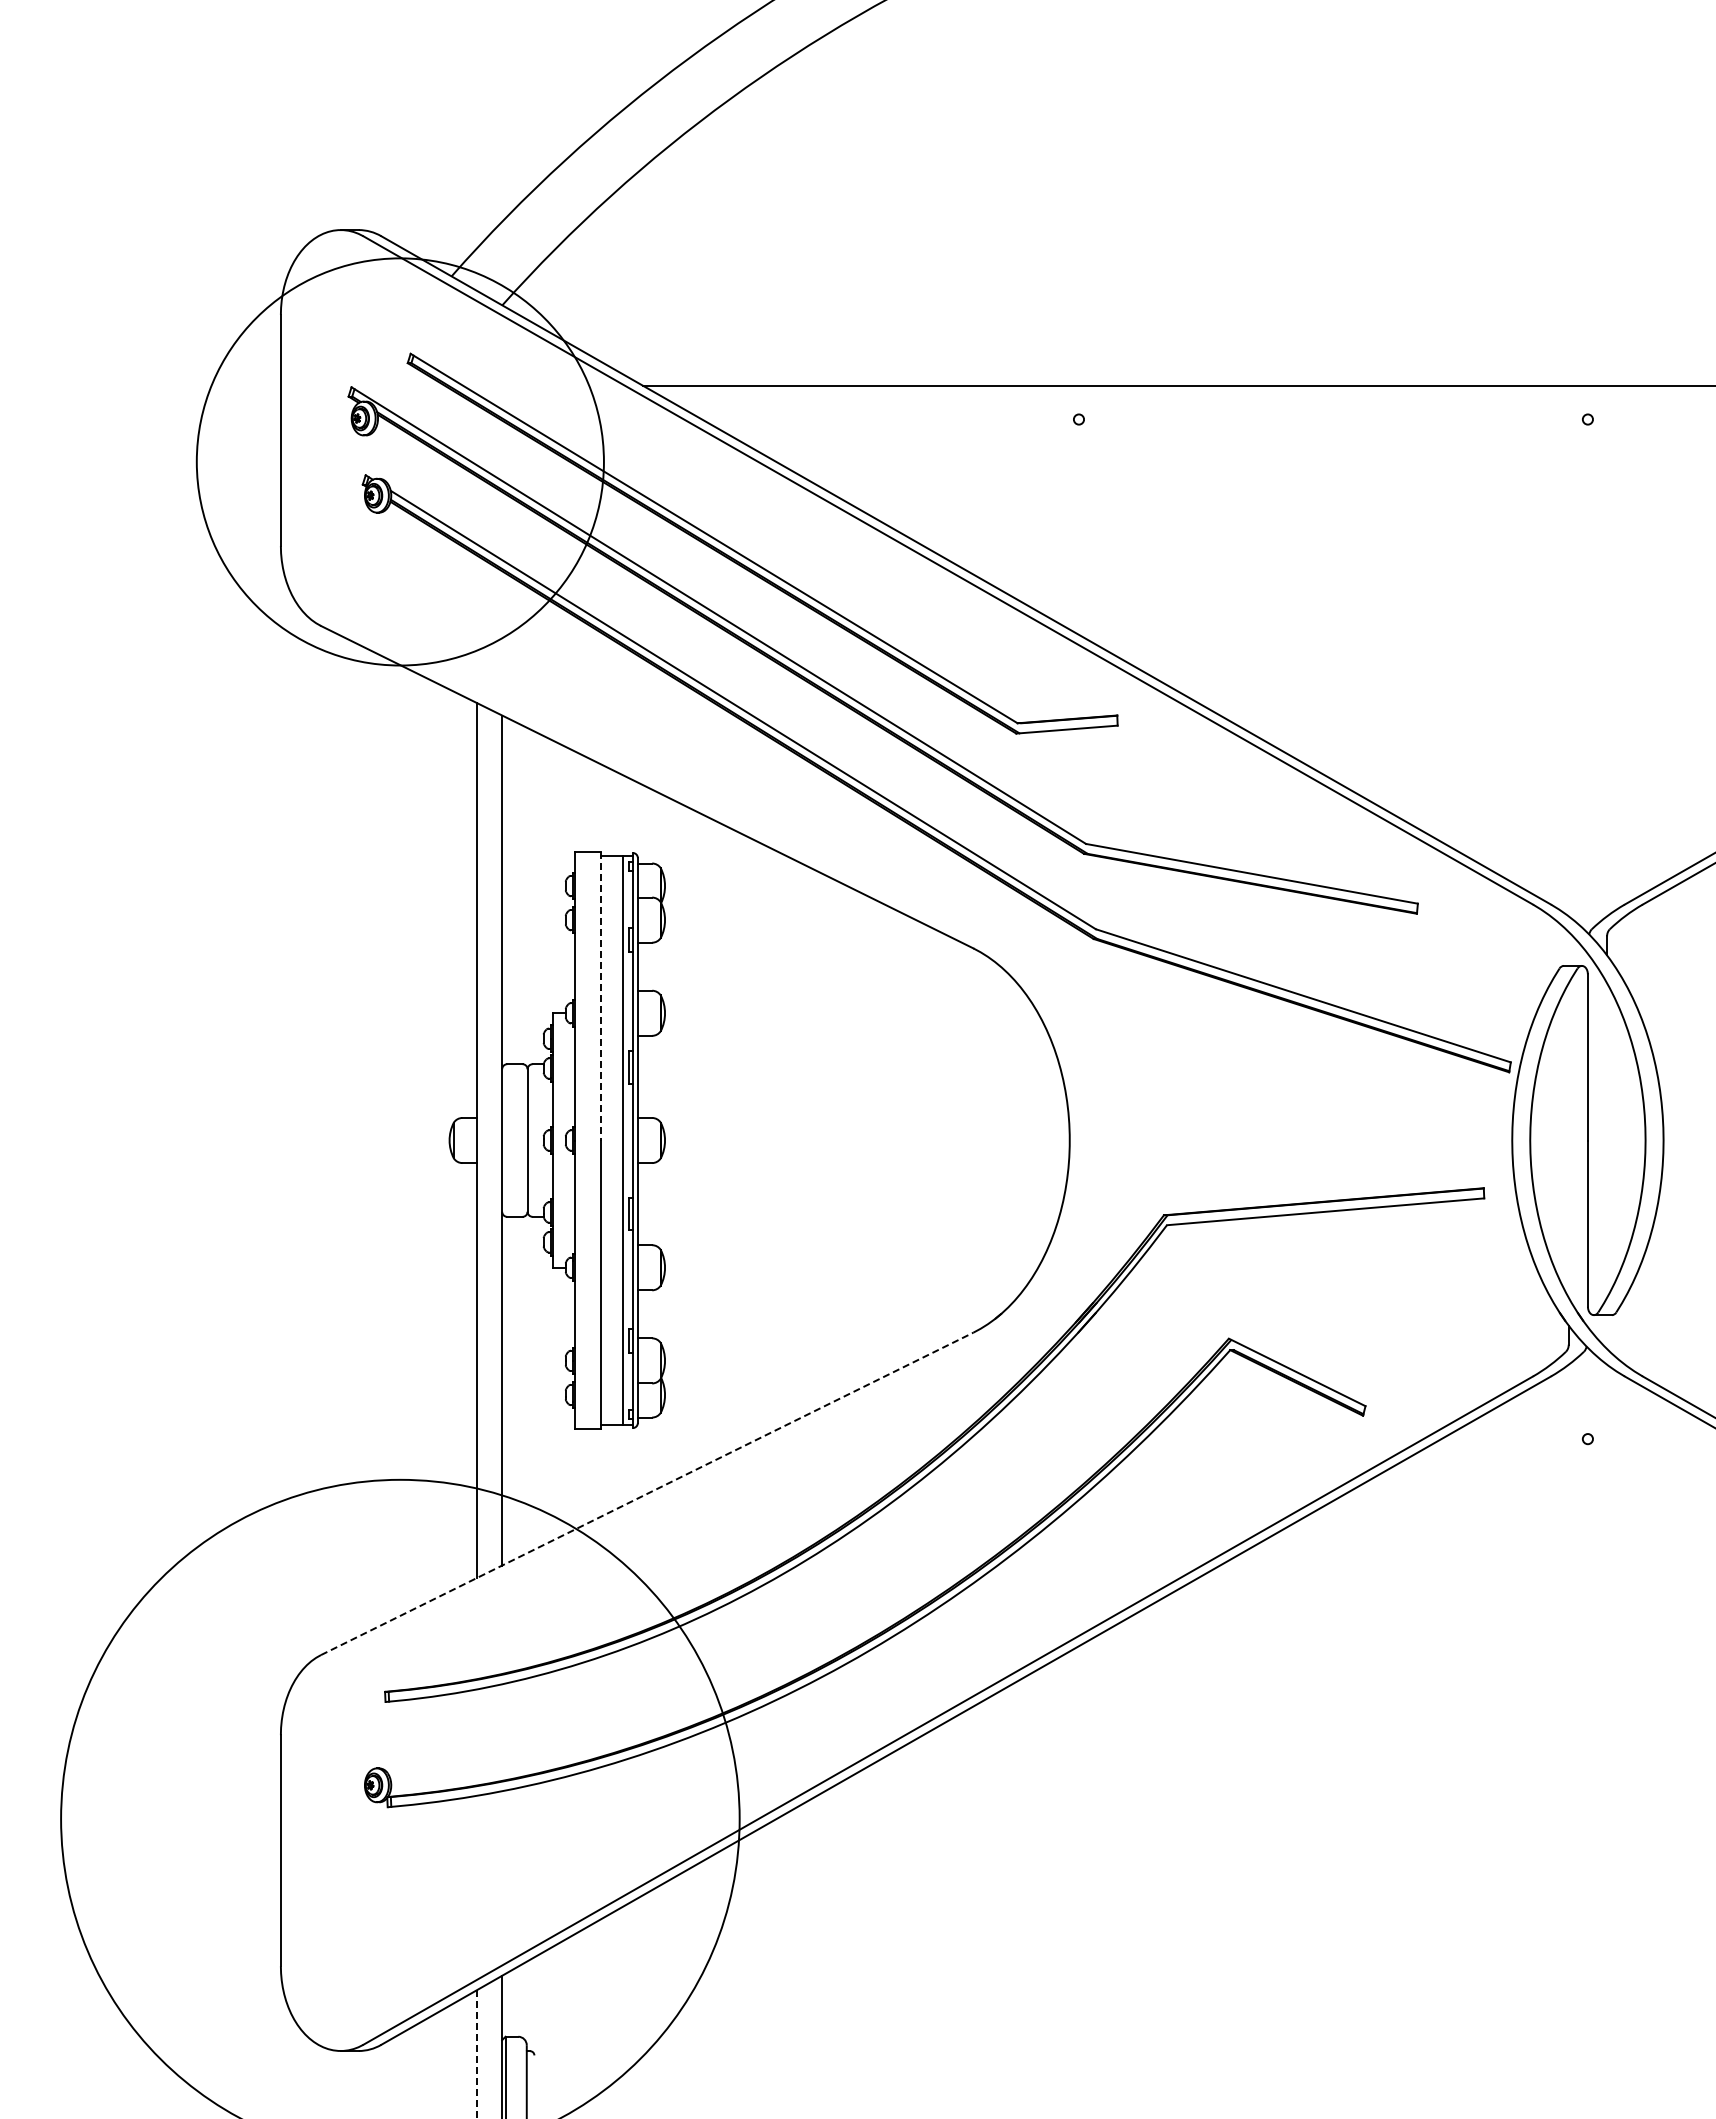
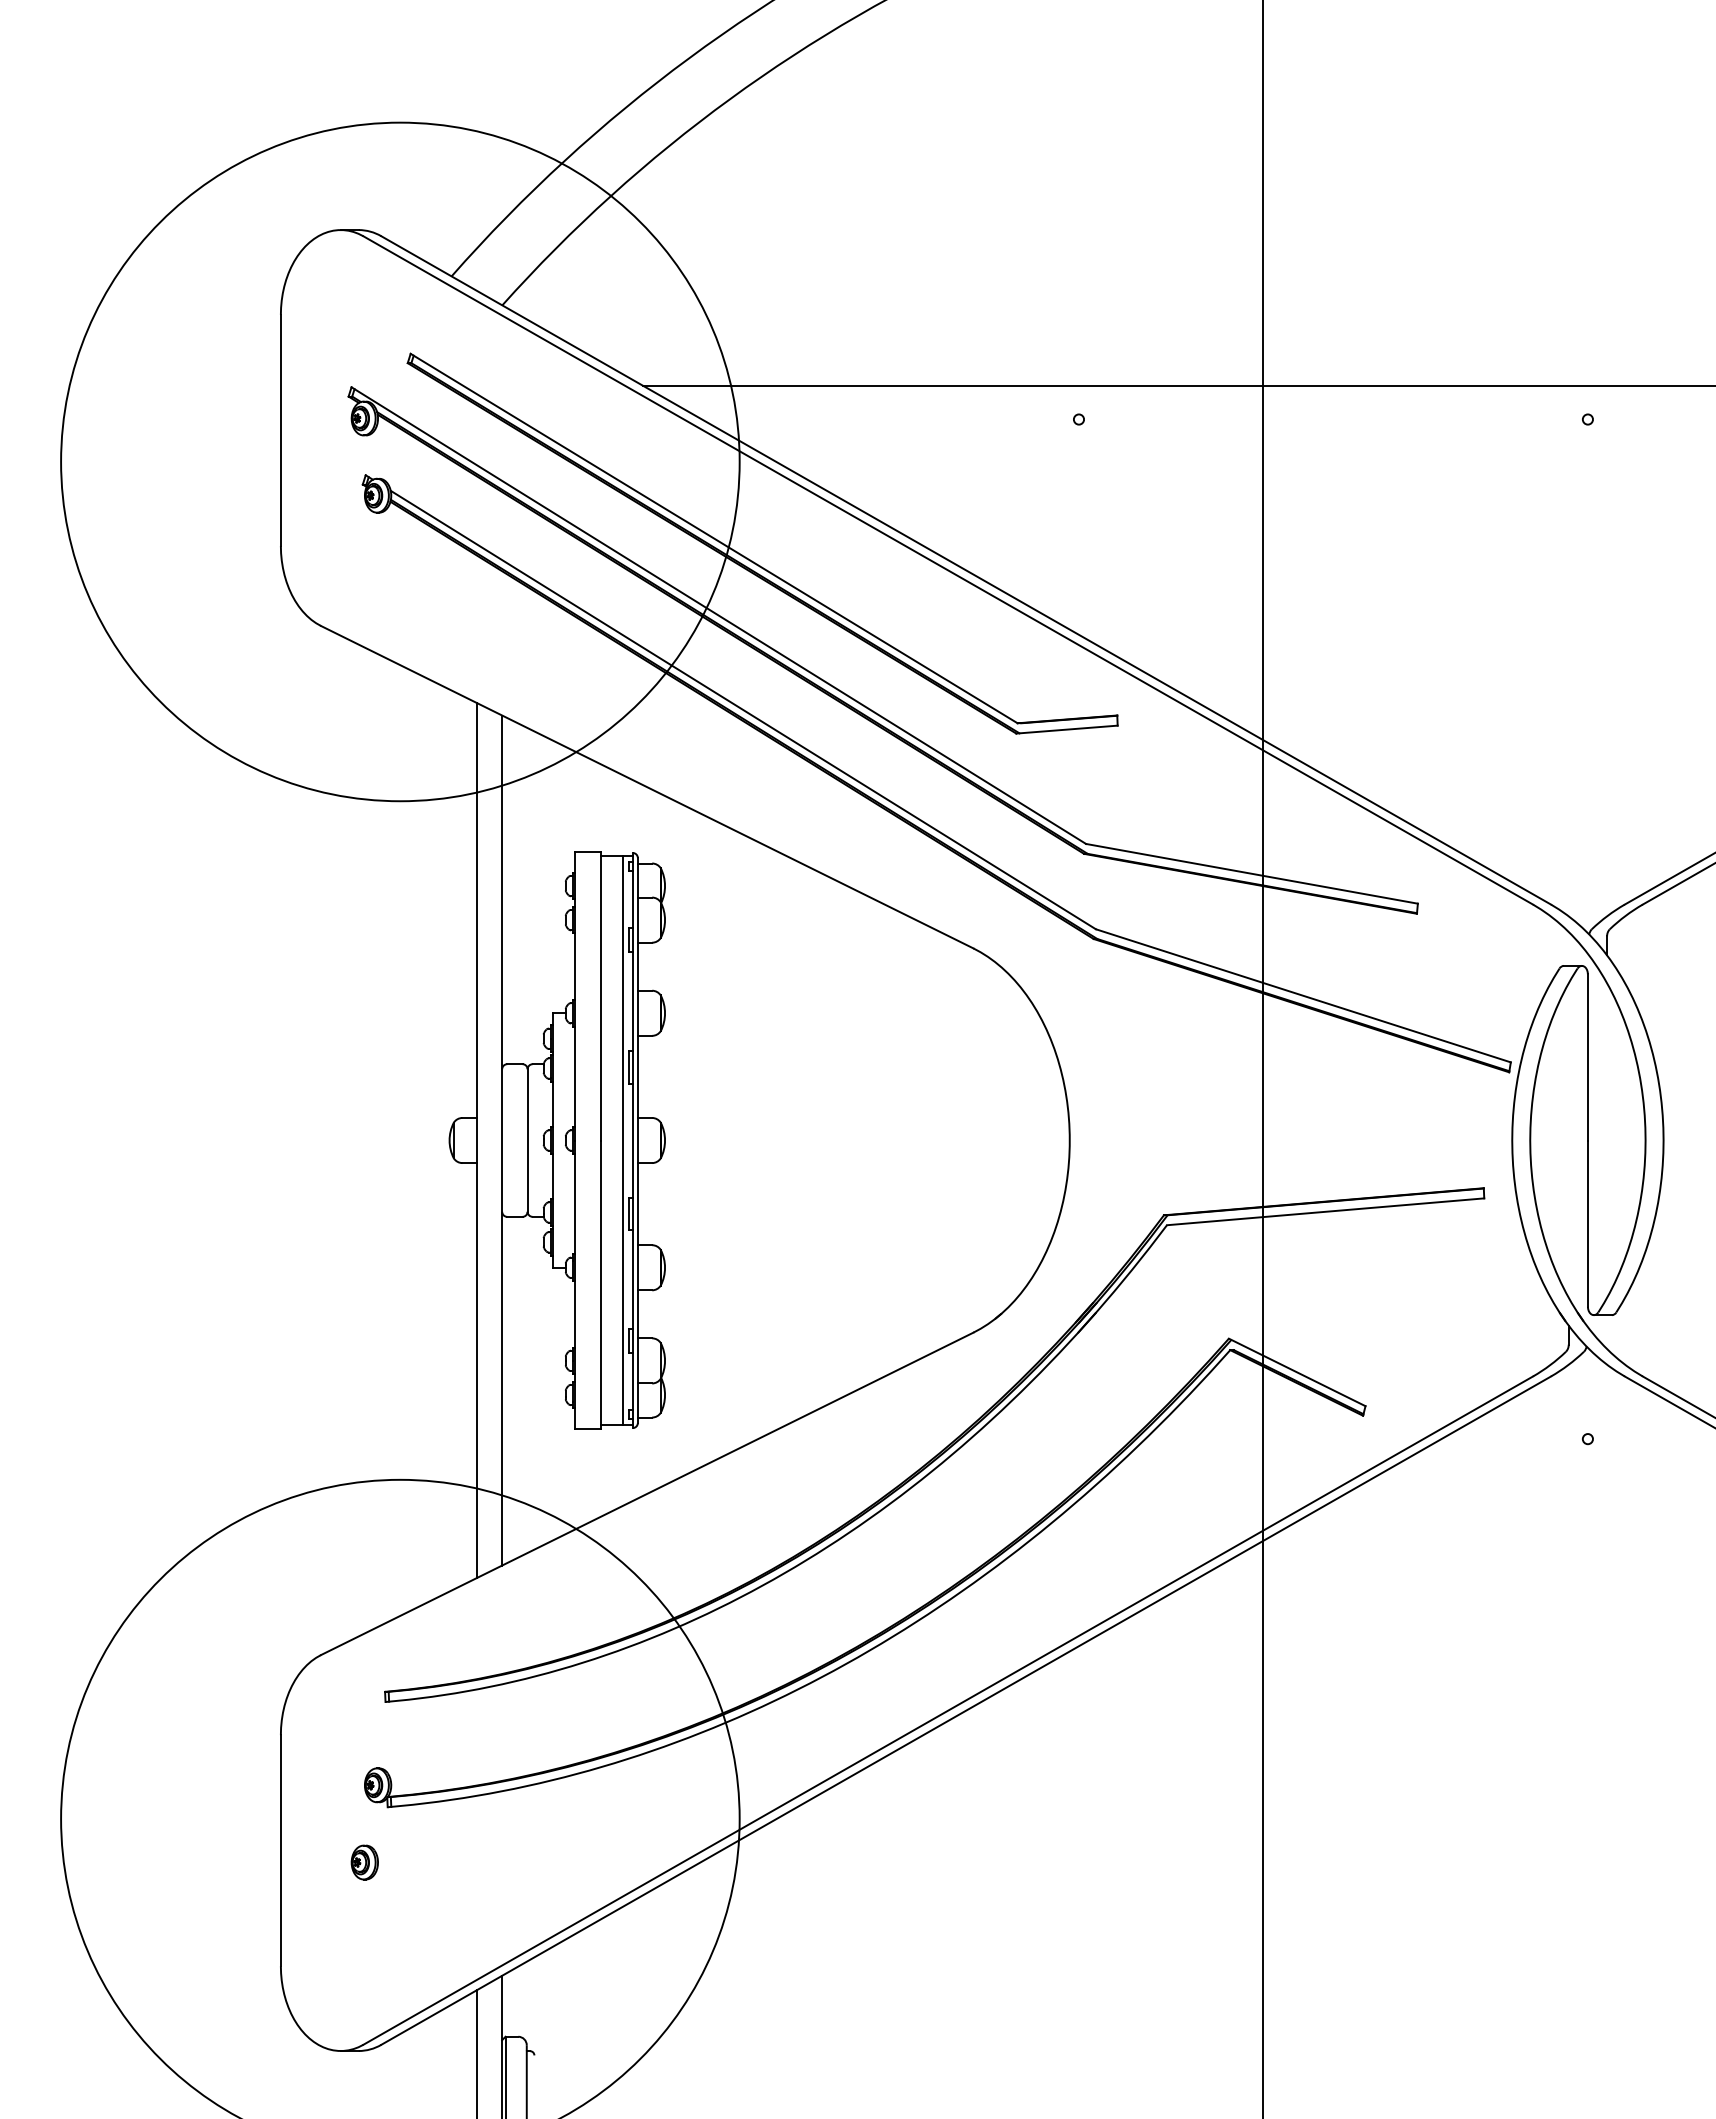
circle diameter: 407 px -> 679 px (400, 461)
line: dashed -> solid (600, 996)
line: none -> present (1263, 1058)
line: dashed -> solid (647, 1493)
part: none -> present (364, 1862)
line: dashed -> solid (476, 2054)
